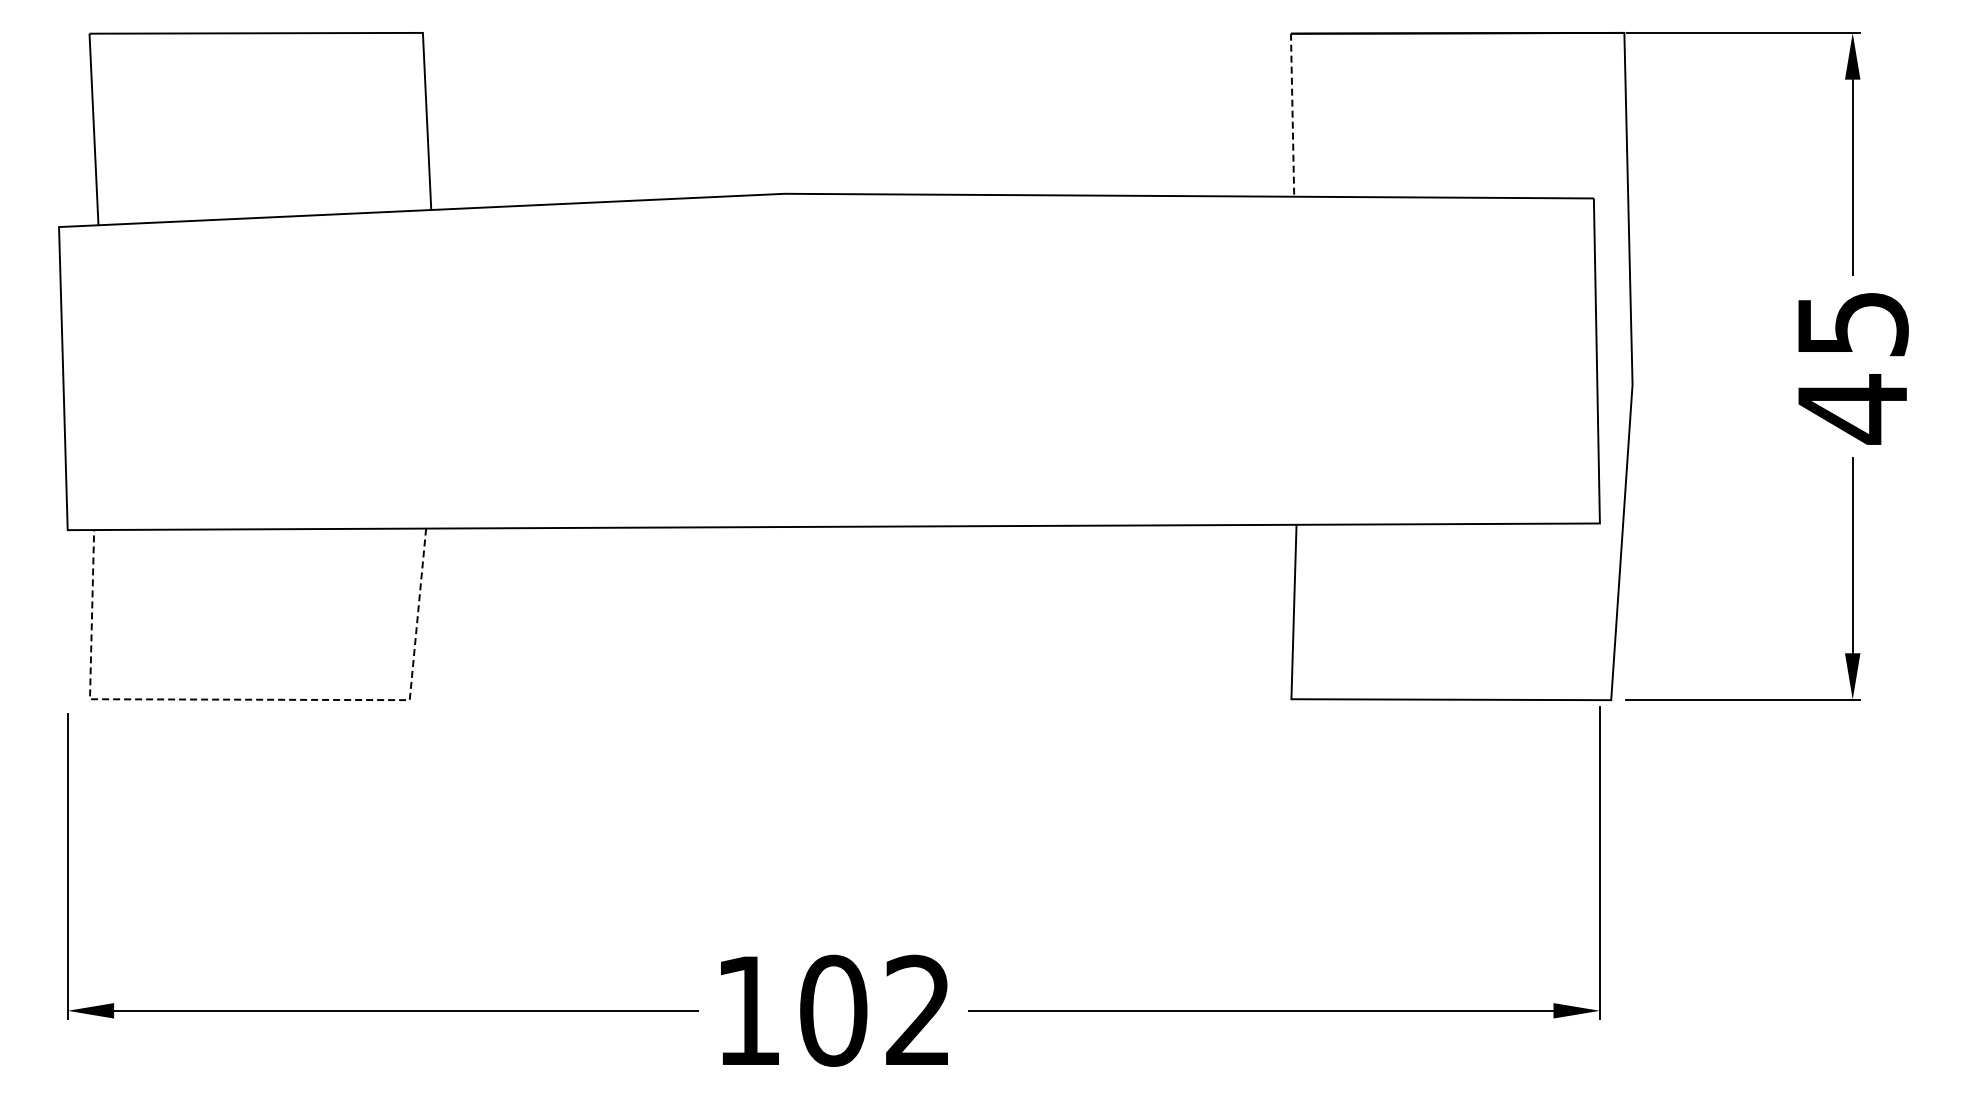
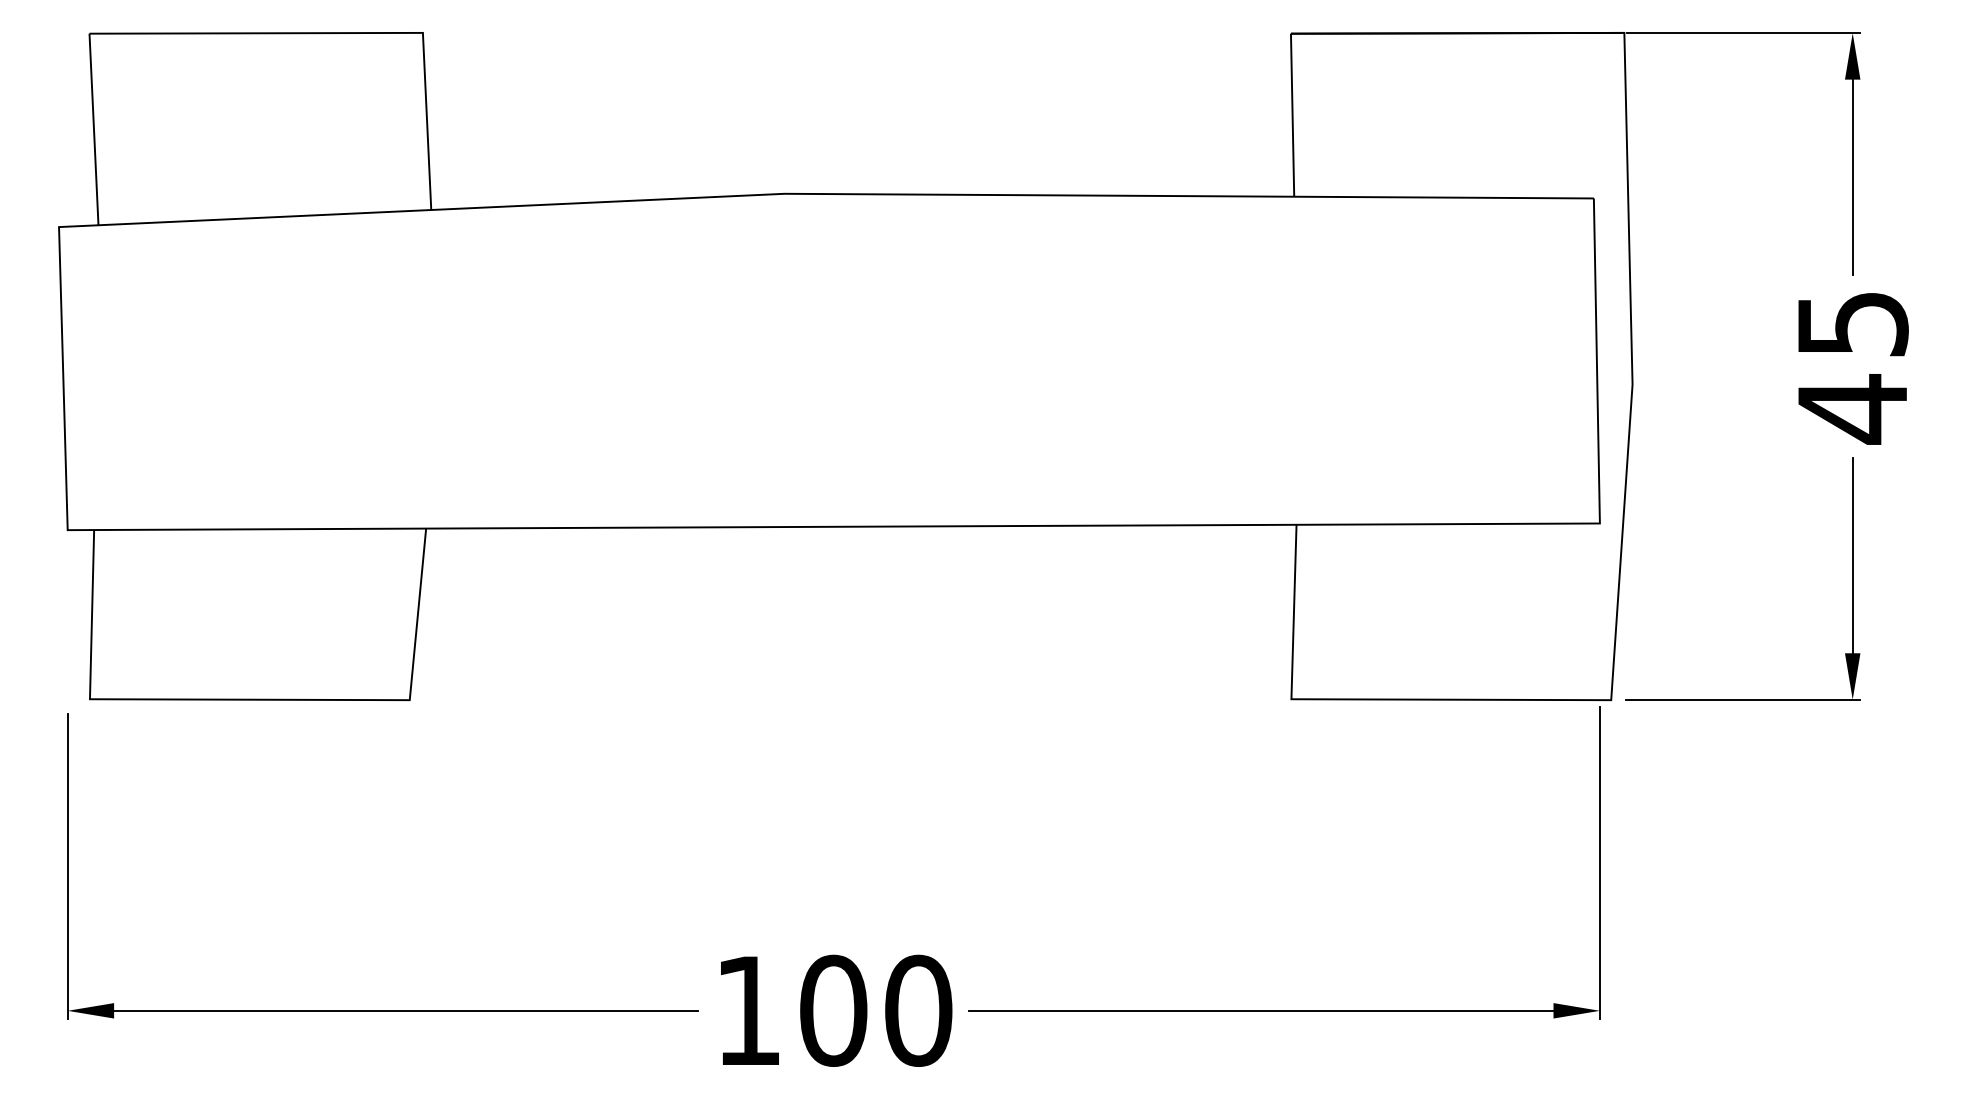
line: dashed -> solid (1292, 115)
line: dashed -> solid (250, 699)
text: 102 -> 100 (918, 1010)
